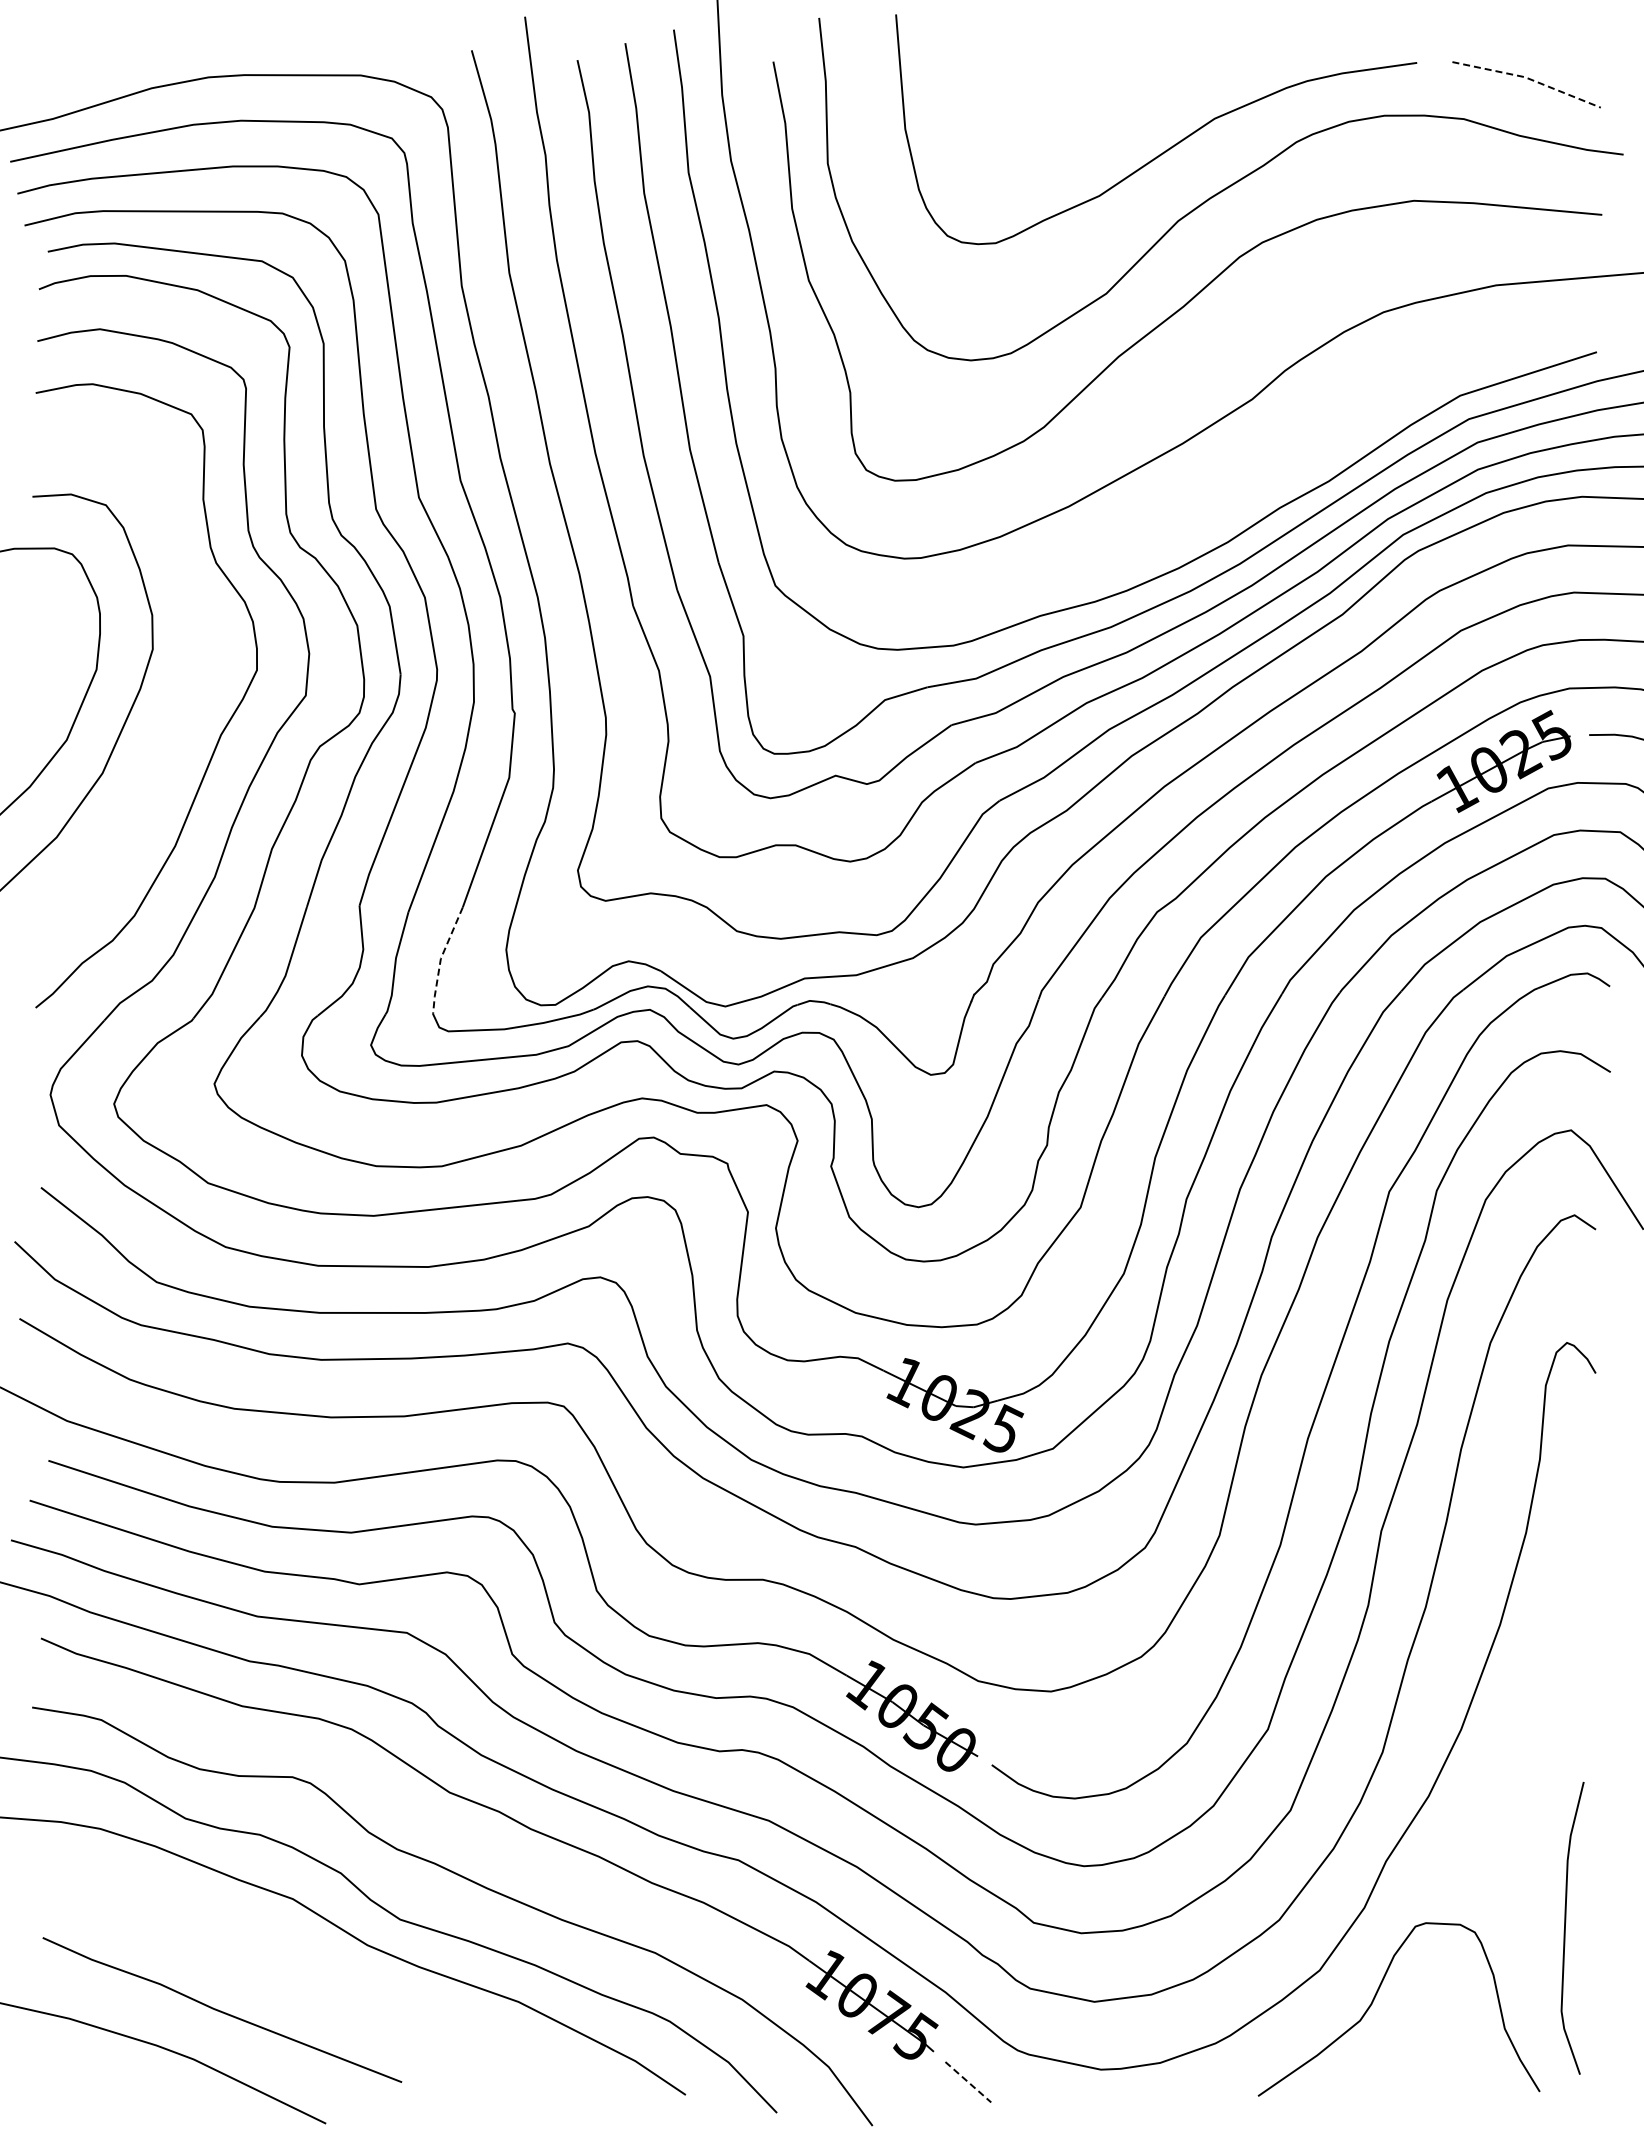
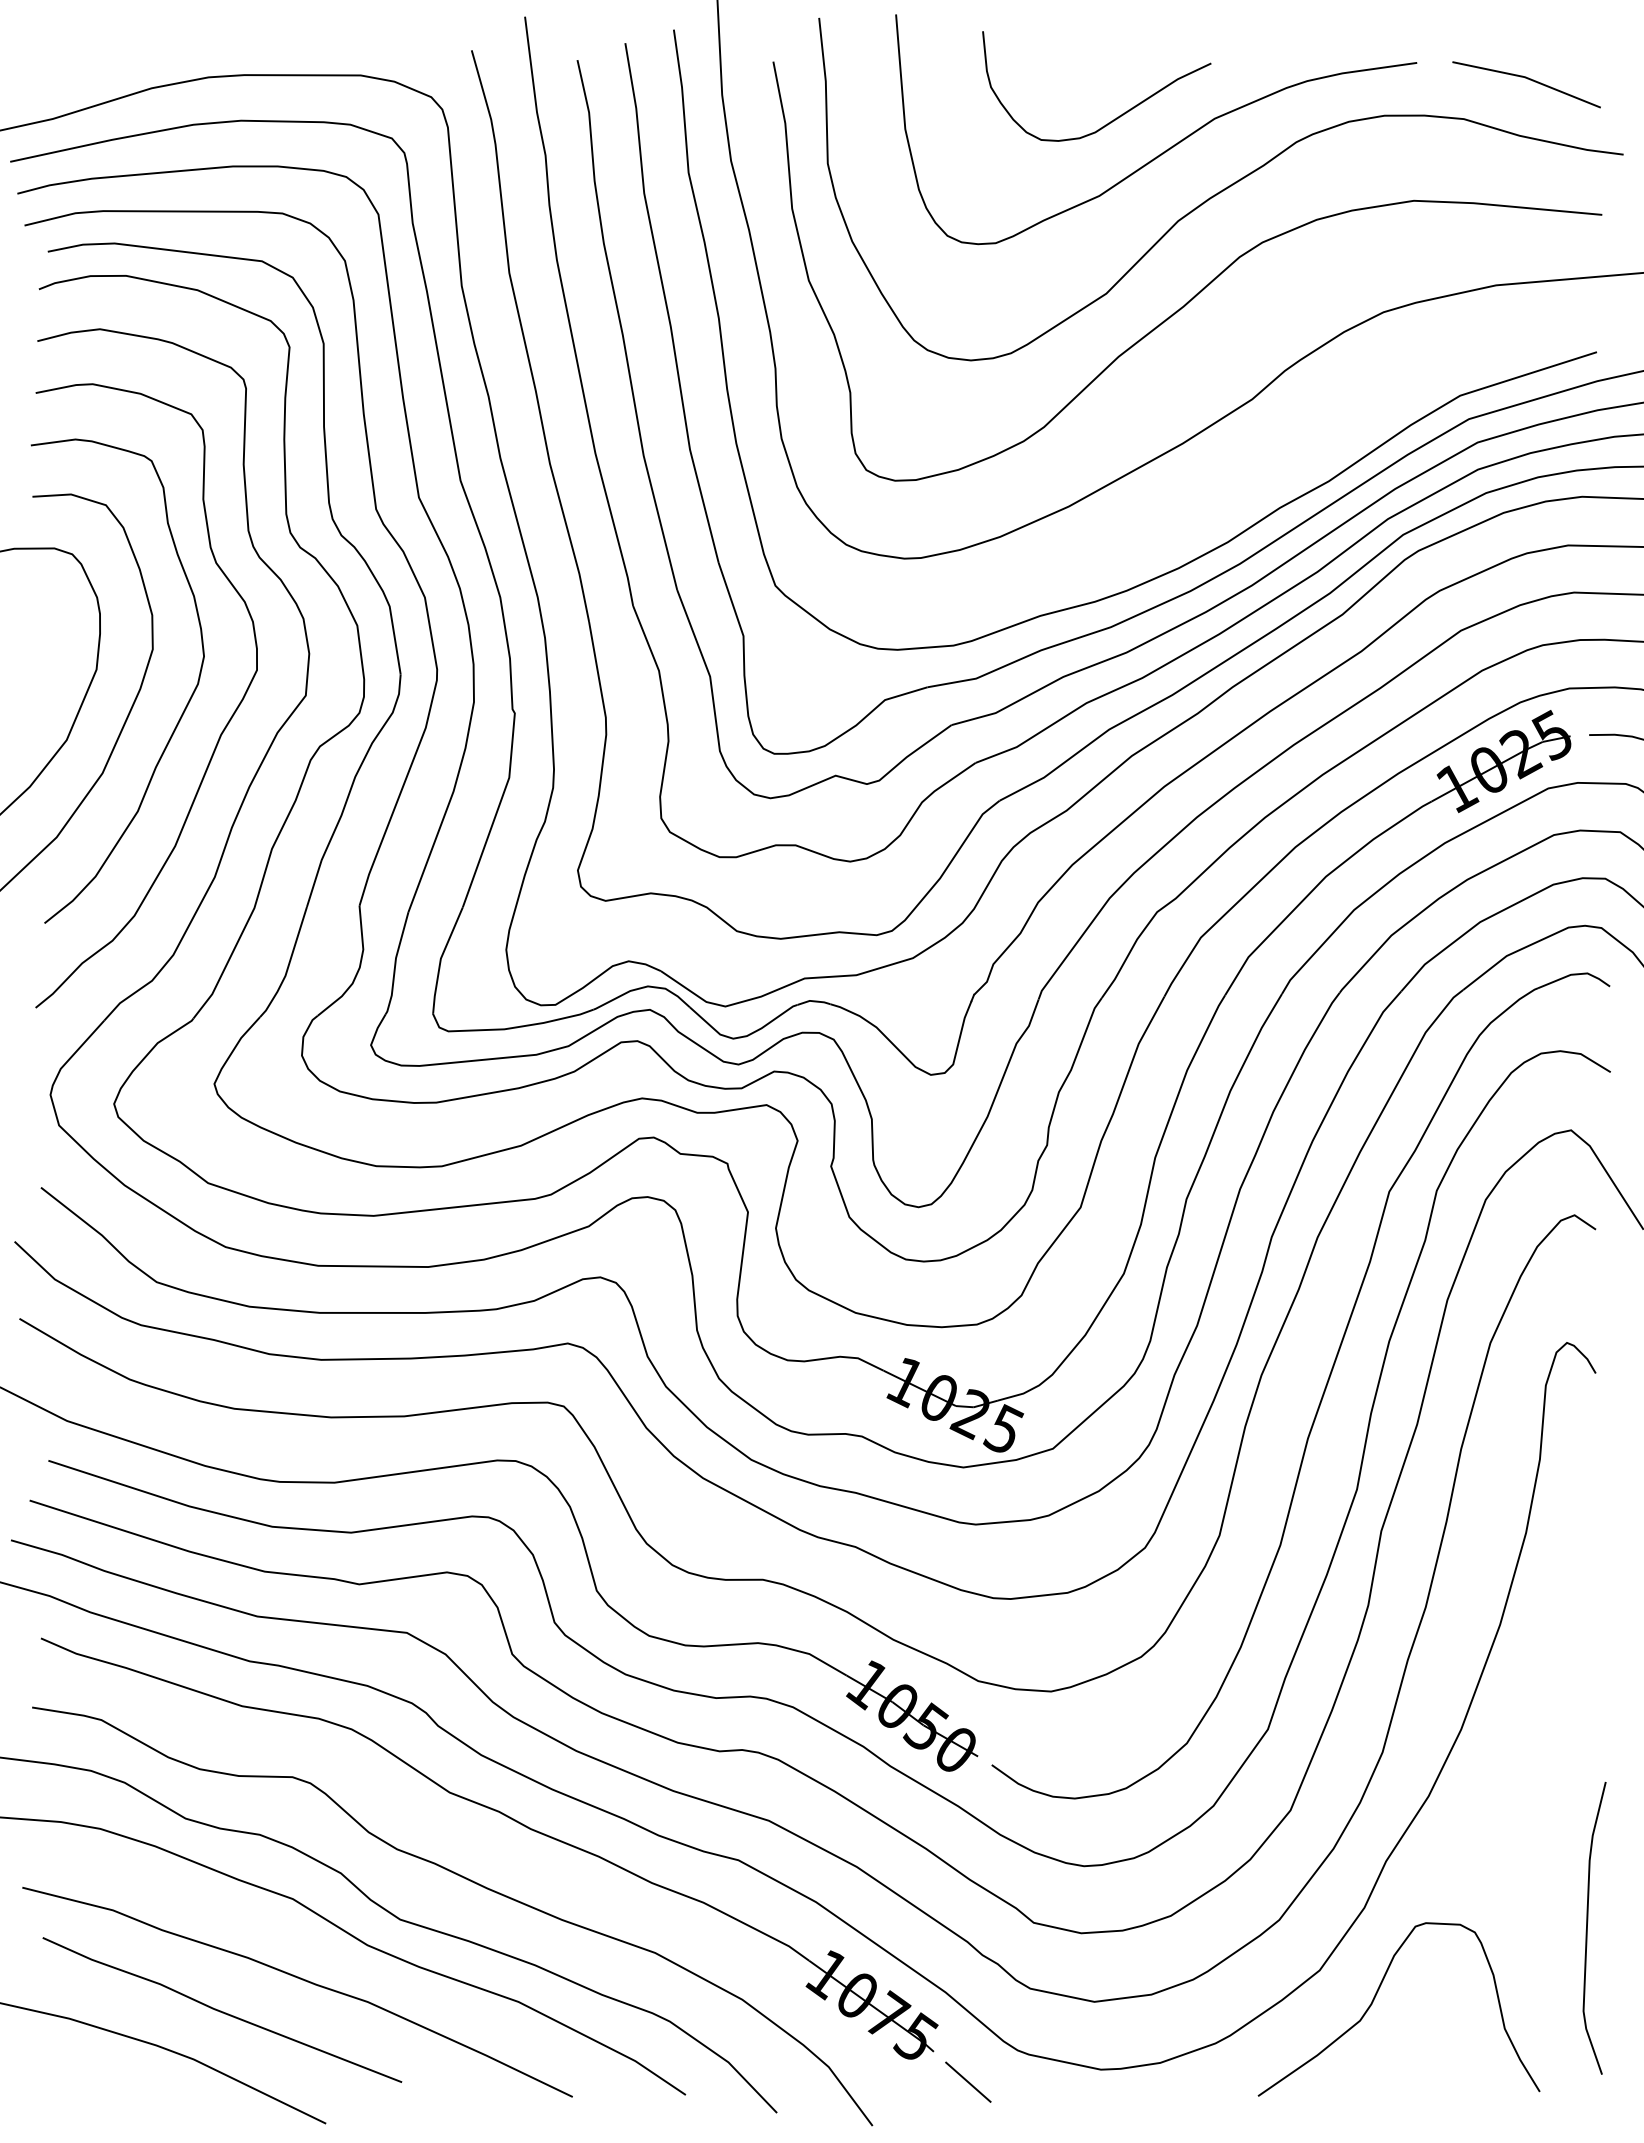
line: dashed -> solid (1527, 78)
curve: none -> present (1114, 118)
curve: none -> present (182, 712)
line: dashed -> solid (440, 958)
curve position: (1565, 1927) -> (1587, 1927) (1587, 1927)
curve: none -> present (302, 1980)
line: dashed -> solid (968, 2082)
